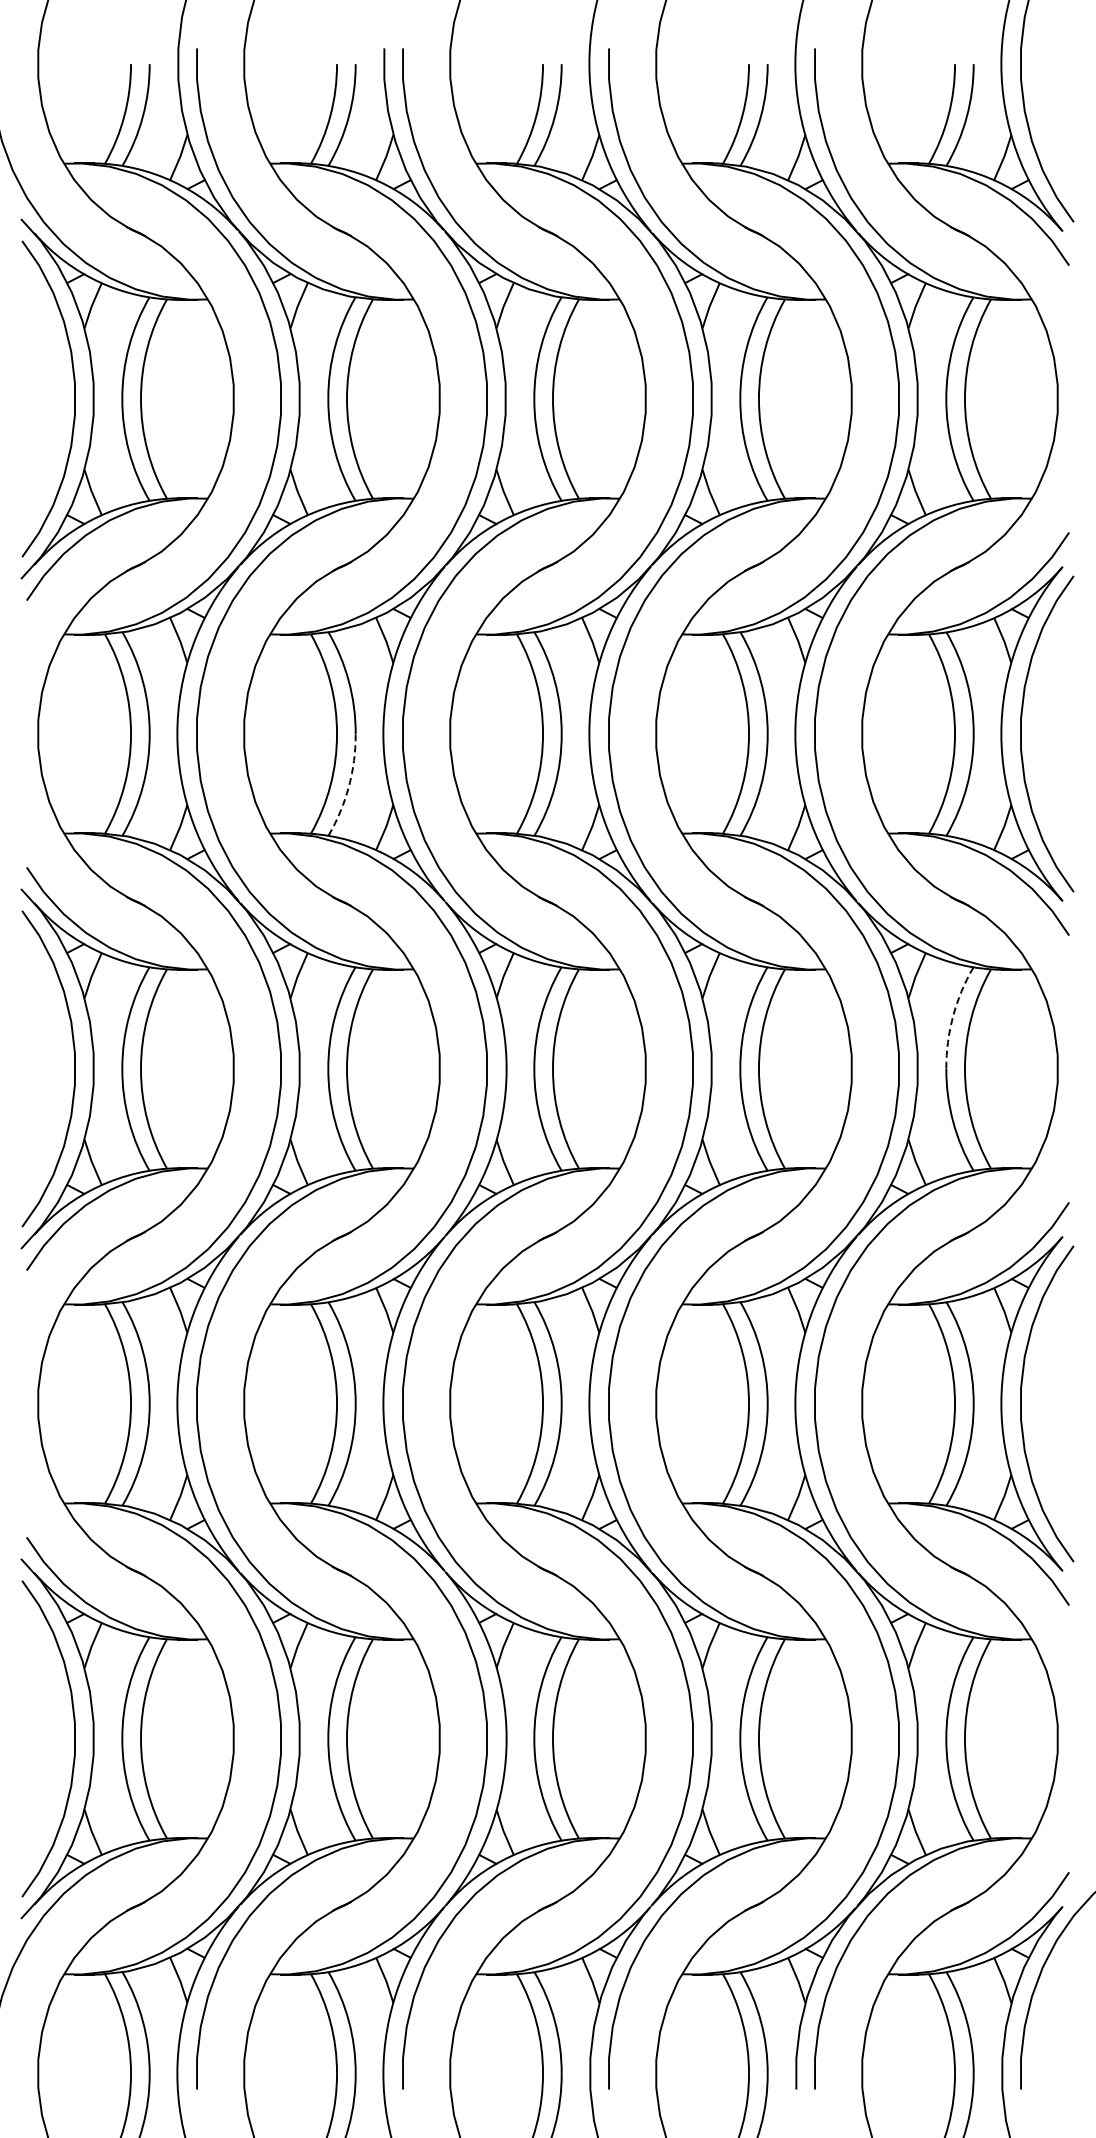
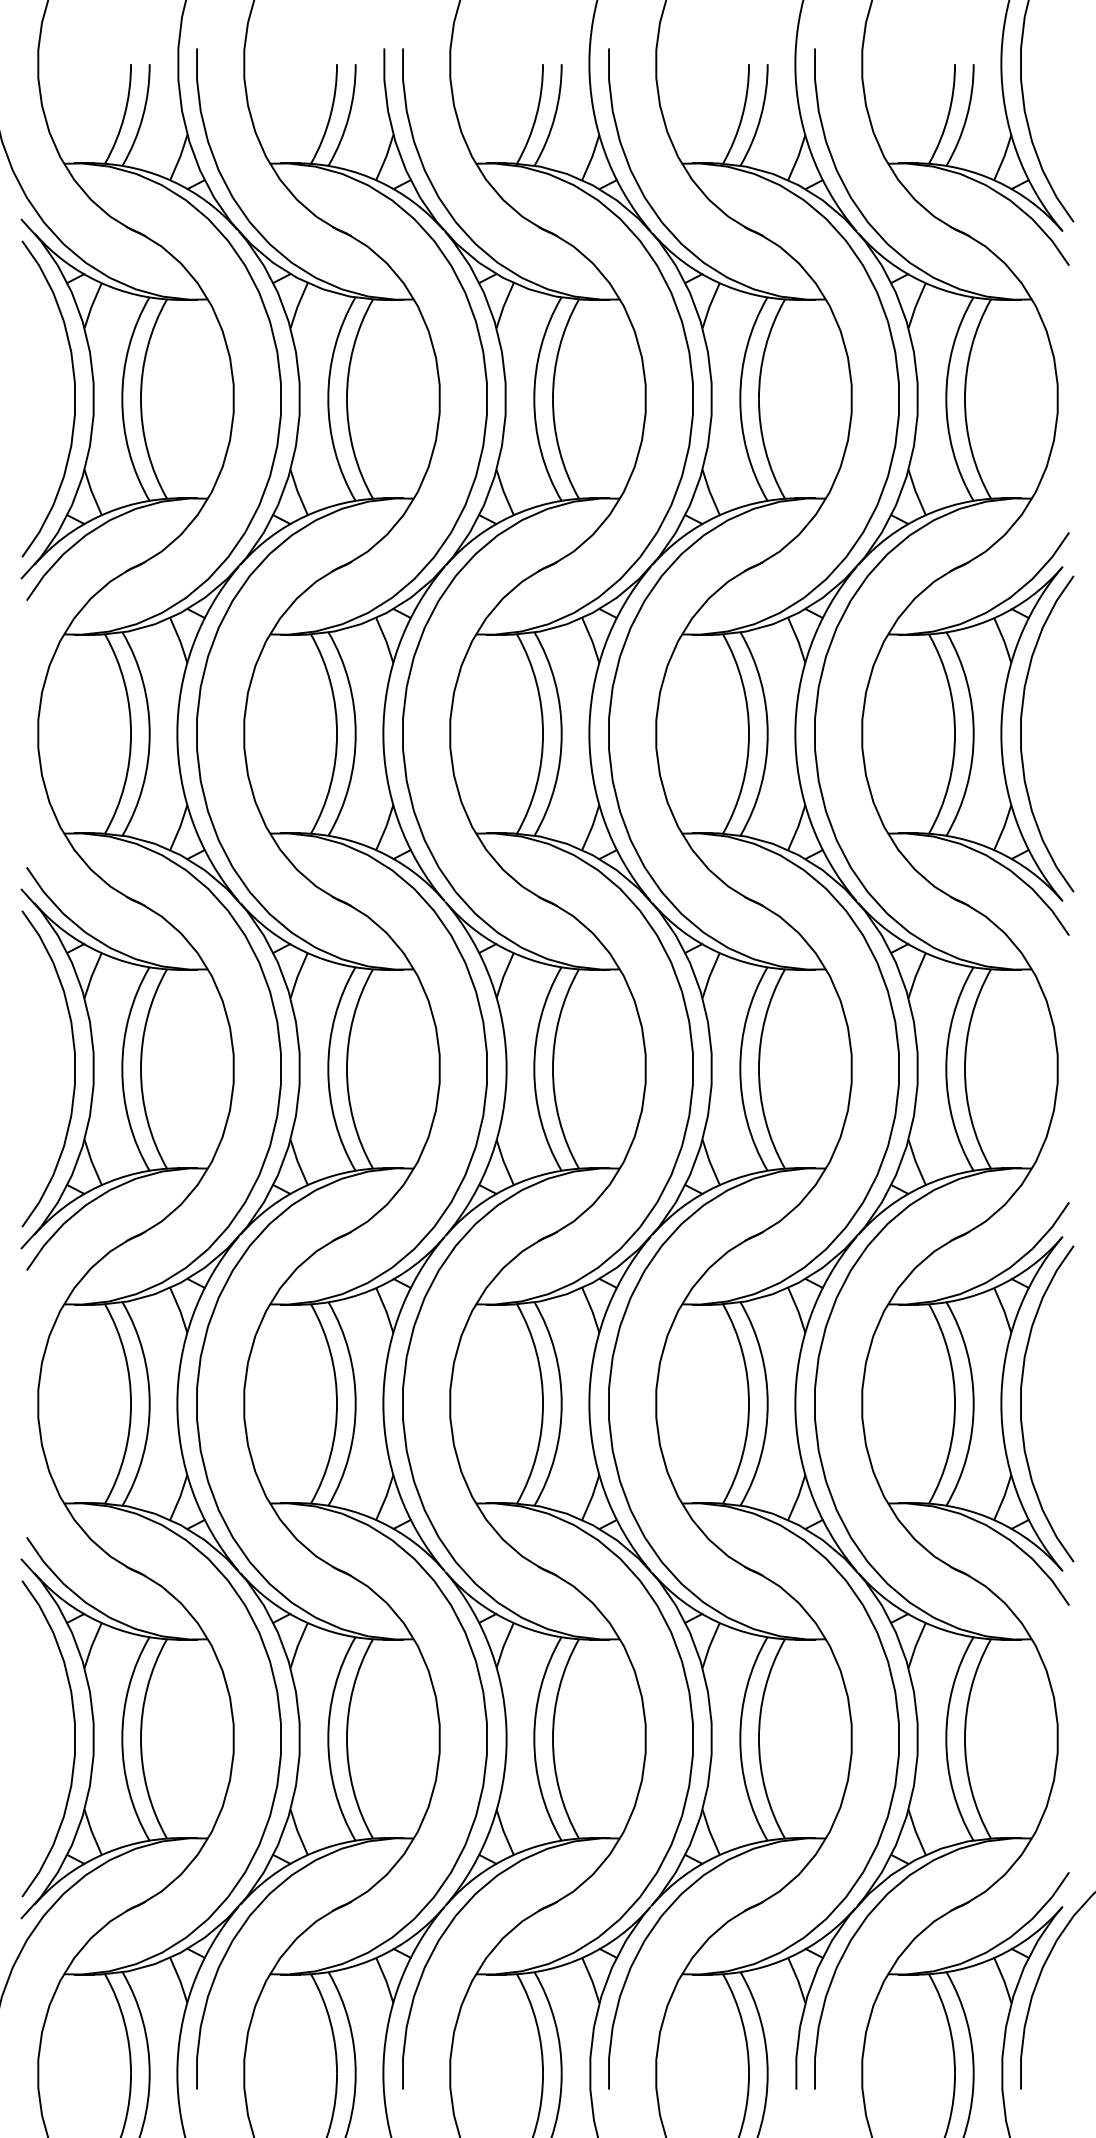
arc: dashed -> solid (348, 786)
arc: dashed -> solid (953, 1016)
